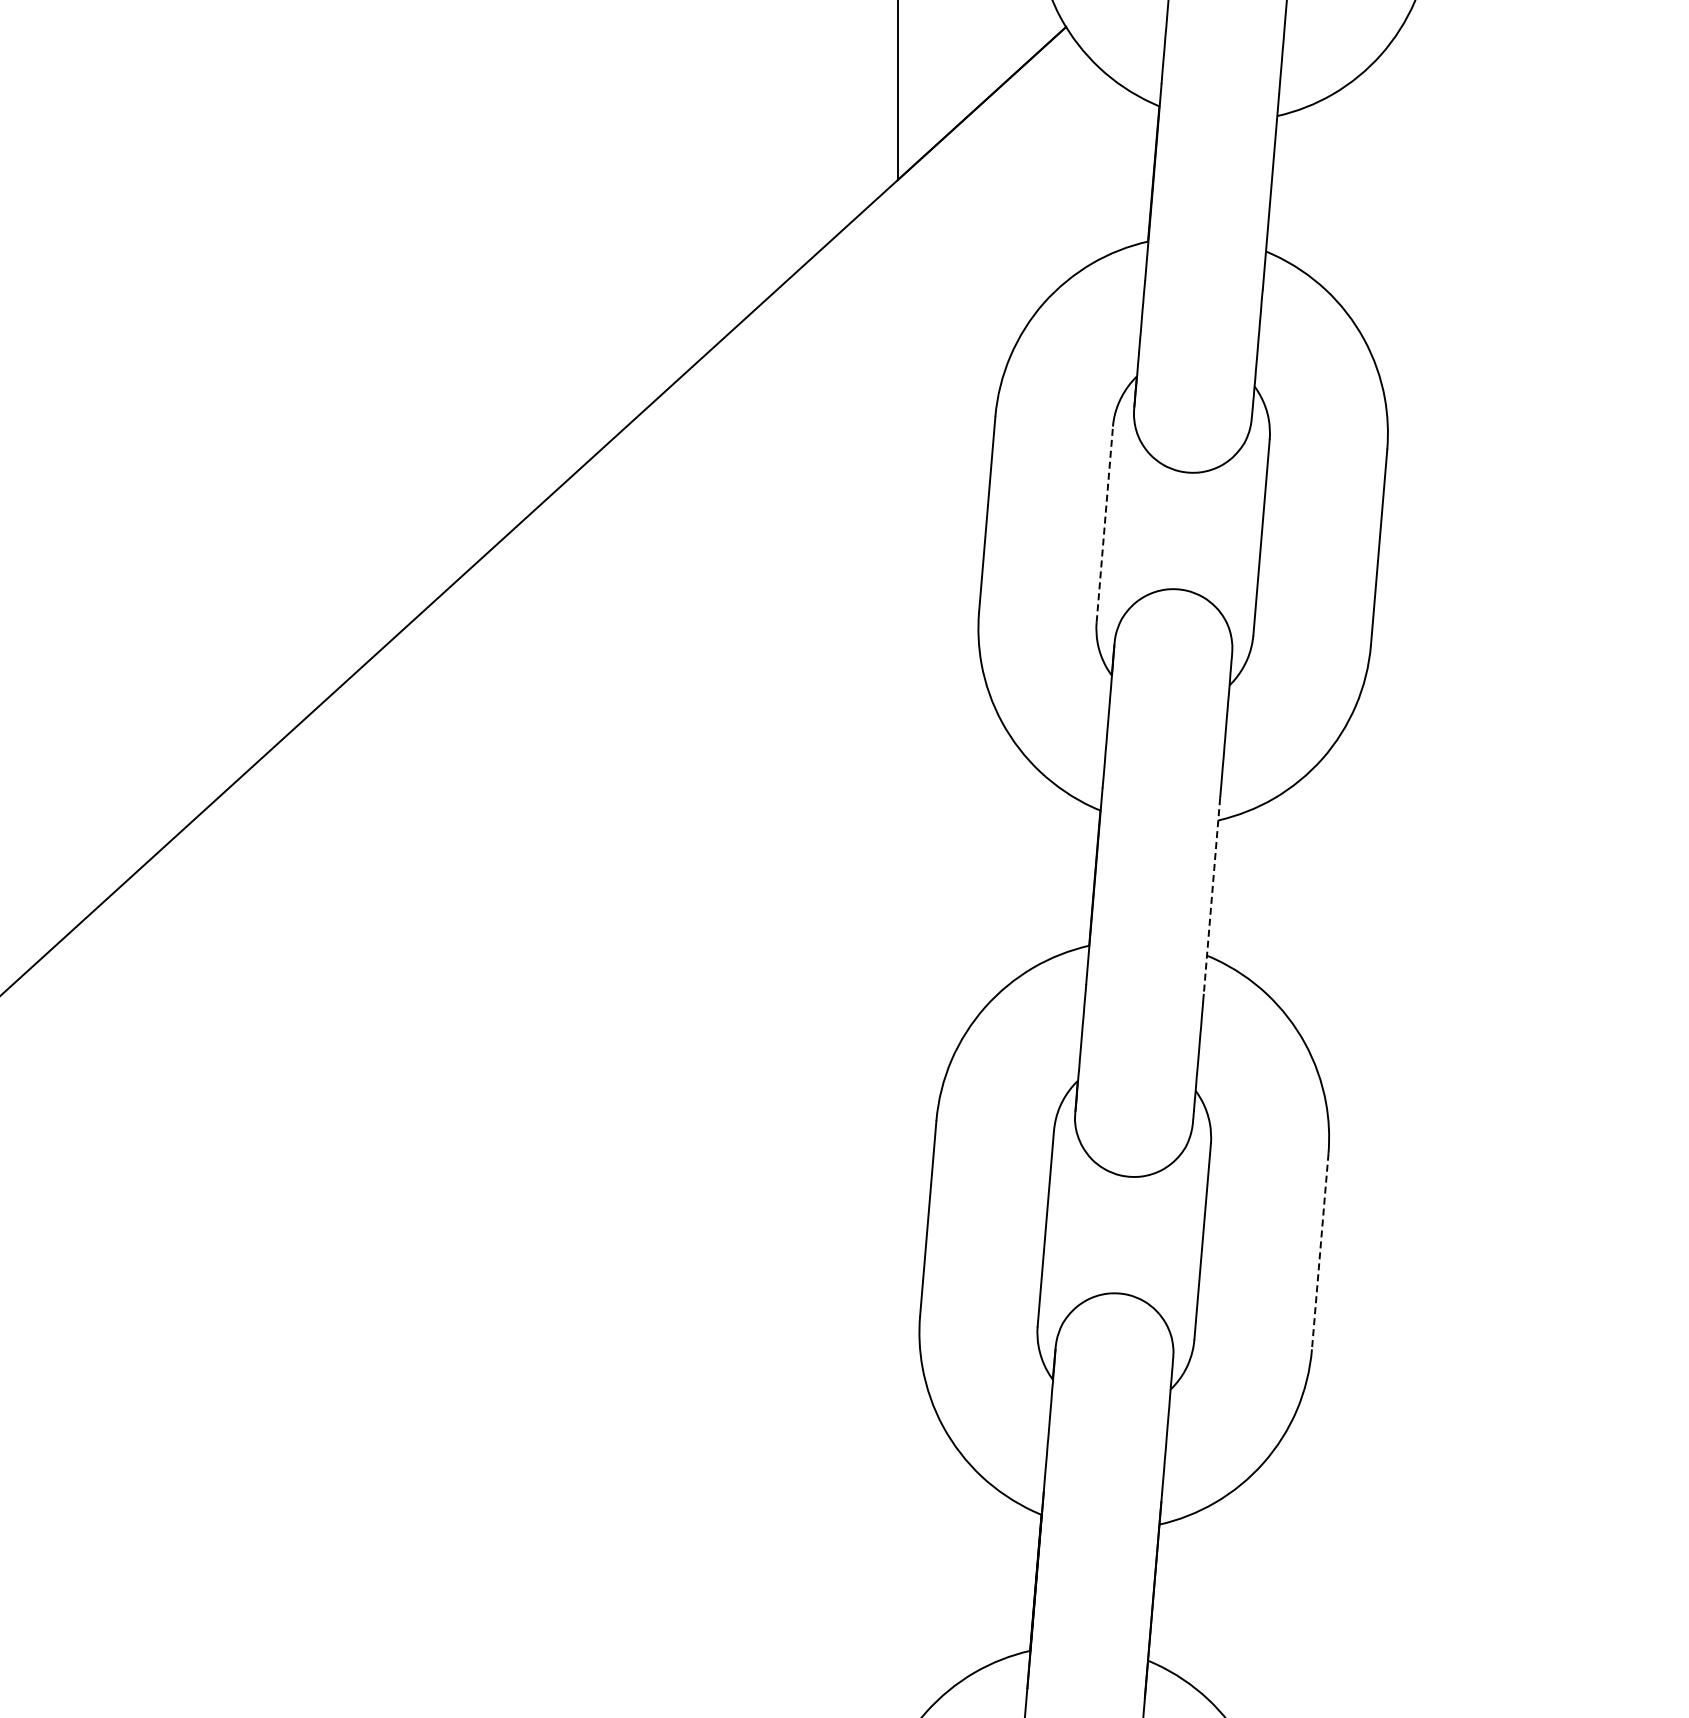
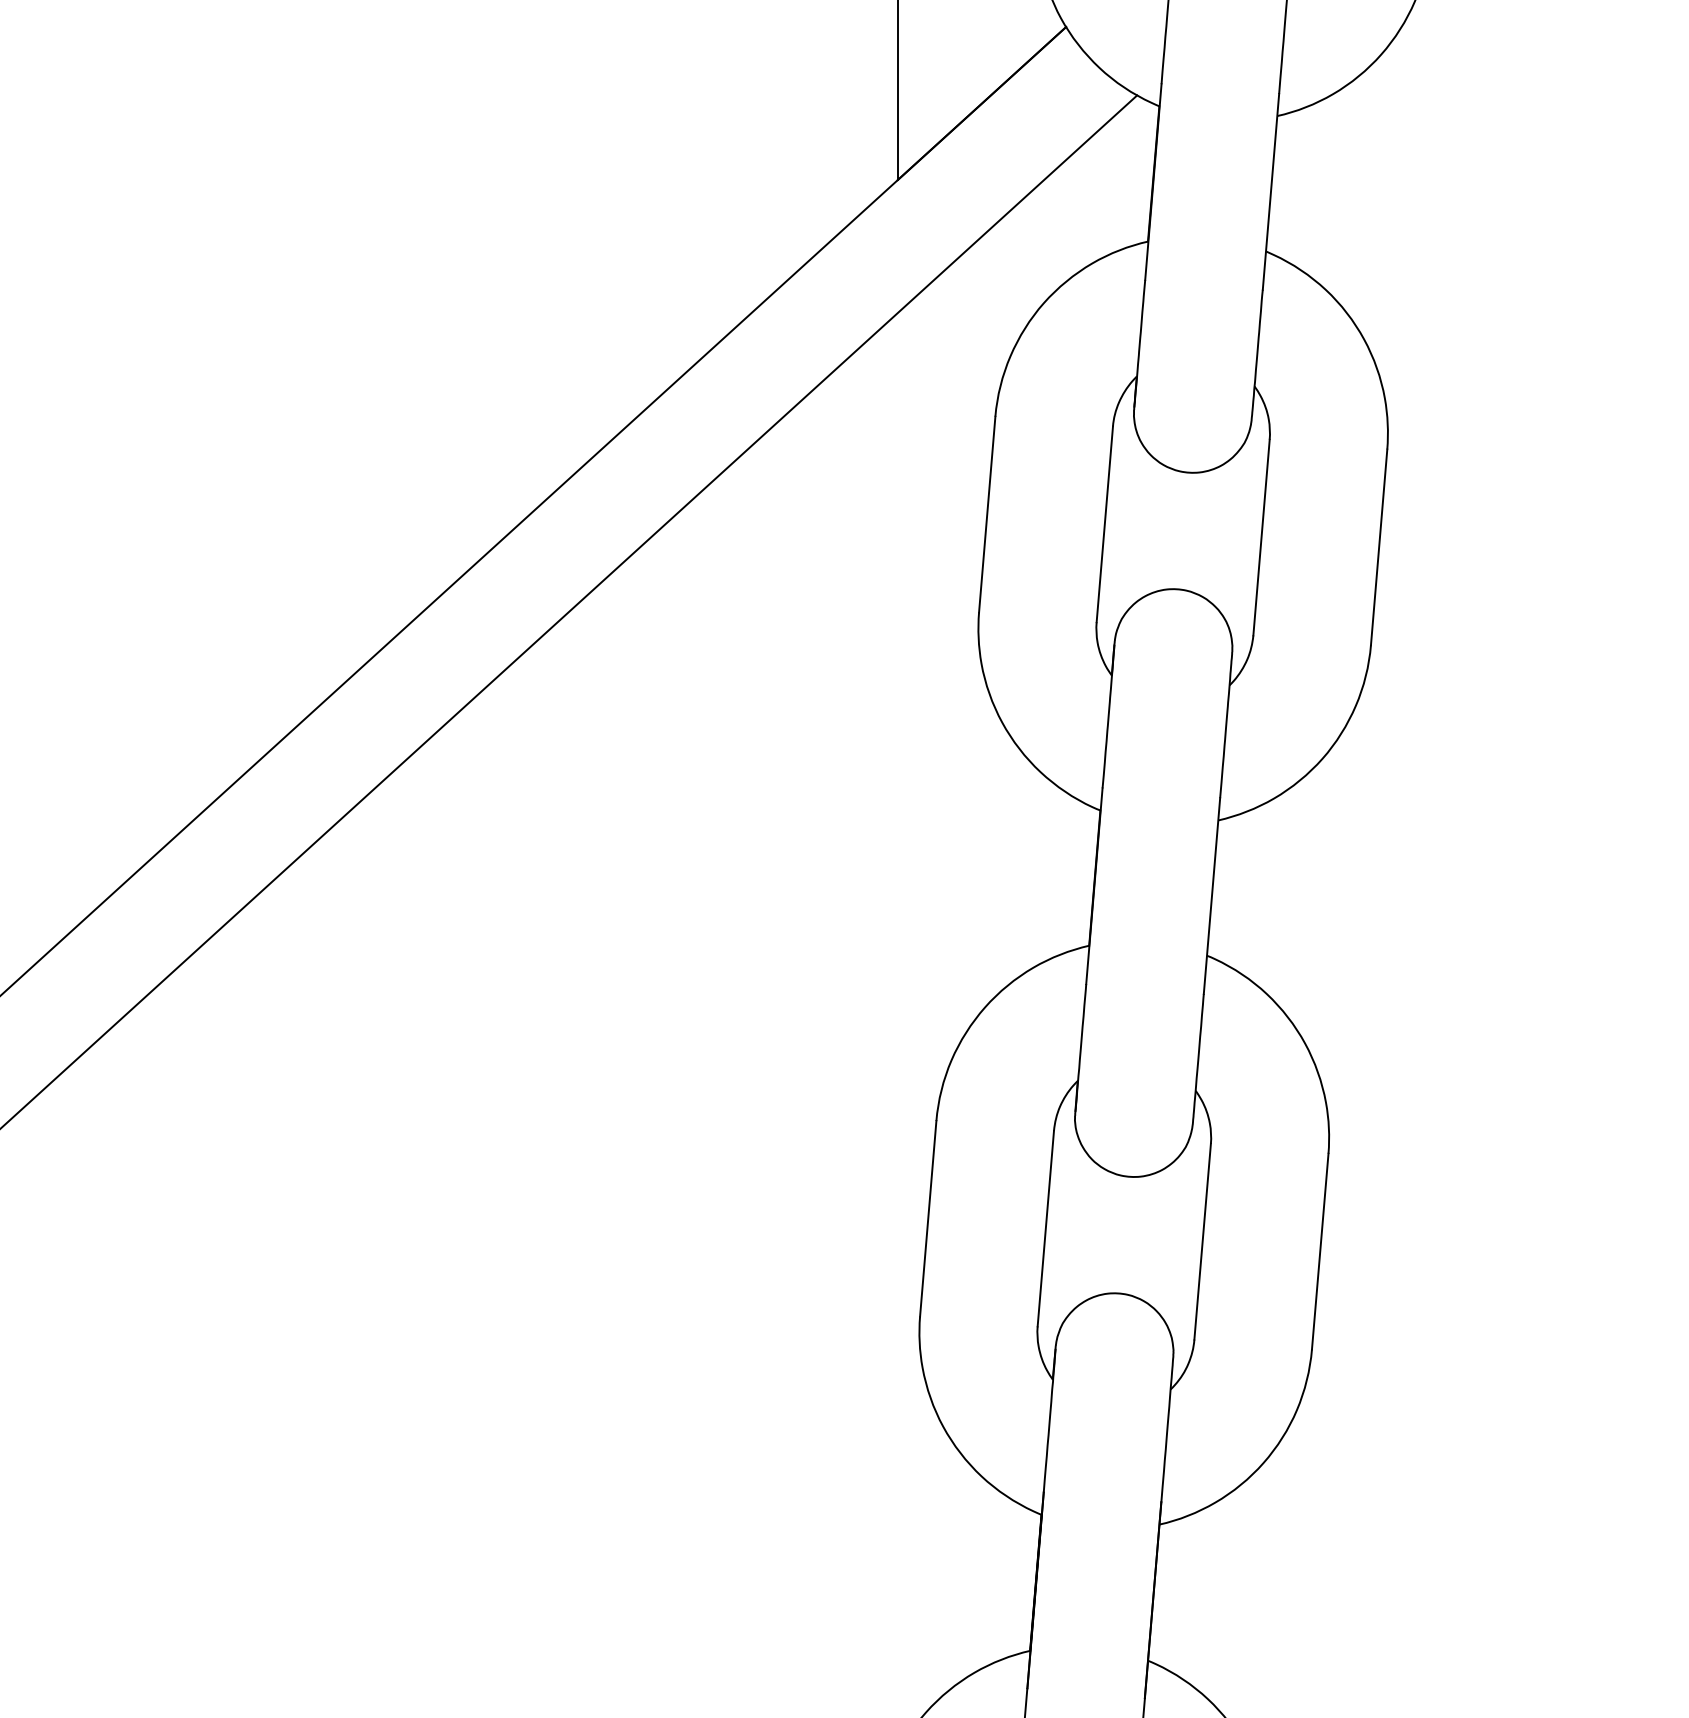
line: dashed -> solid (1104, 523)
line: none -> present (569, 611)
line: dashed -> solid (1211, 896)
line: dashed -> solid (1320, 1252)
